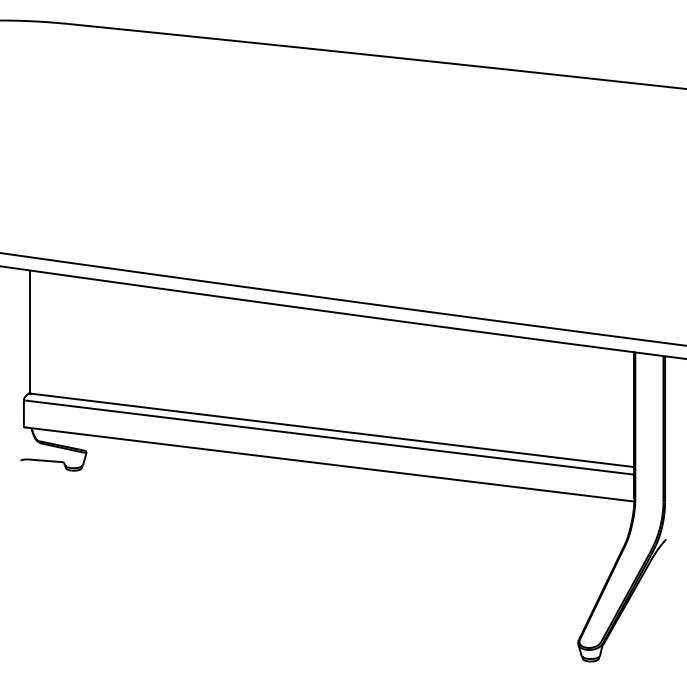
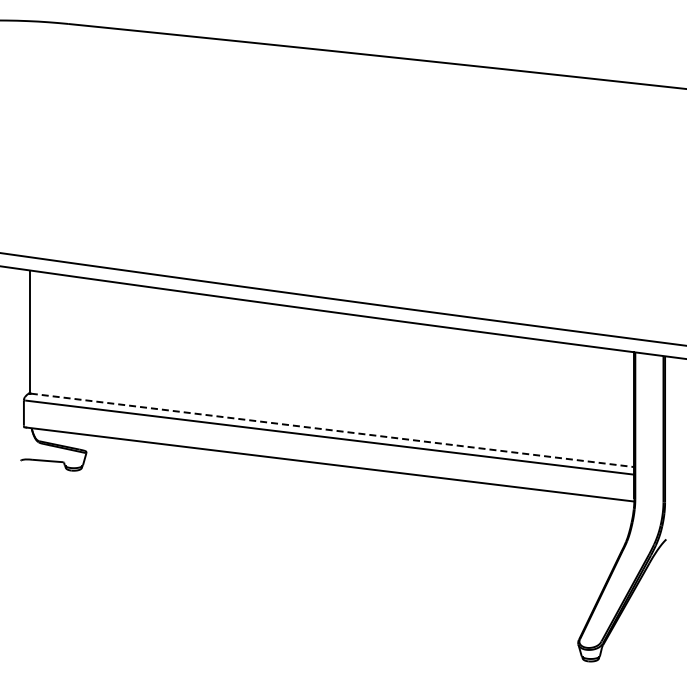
line: solid -> dashed (333, 430)
